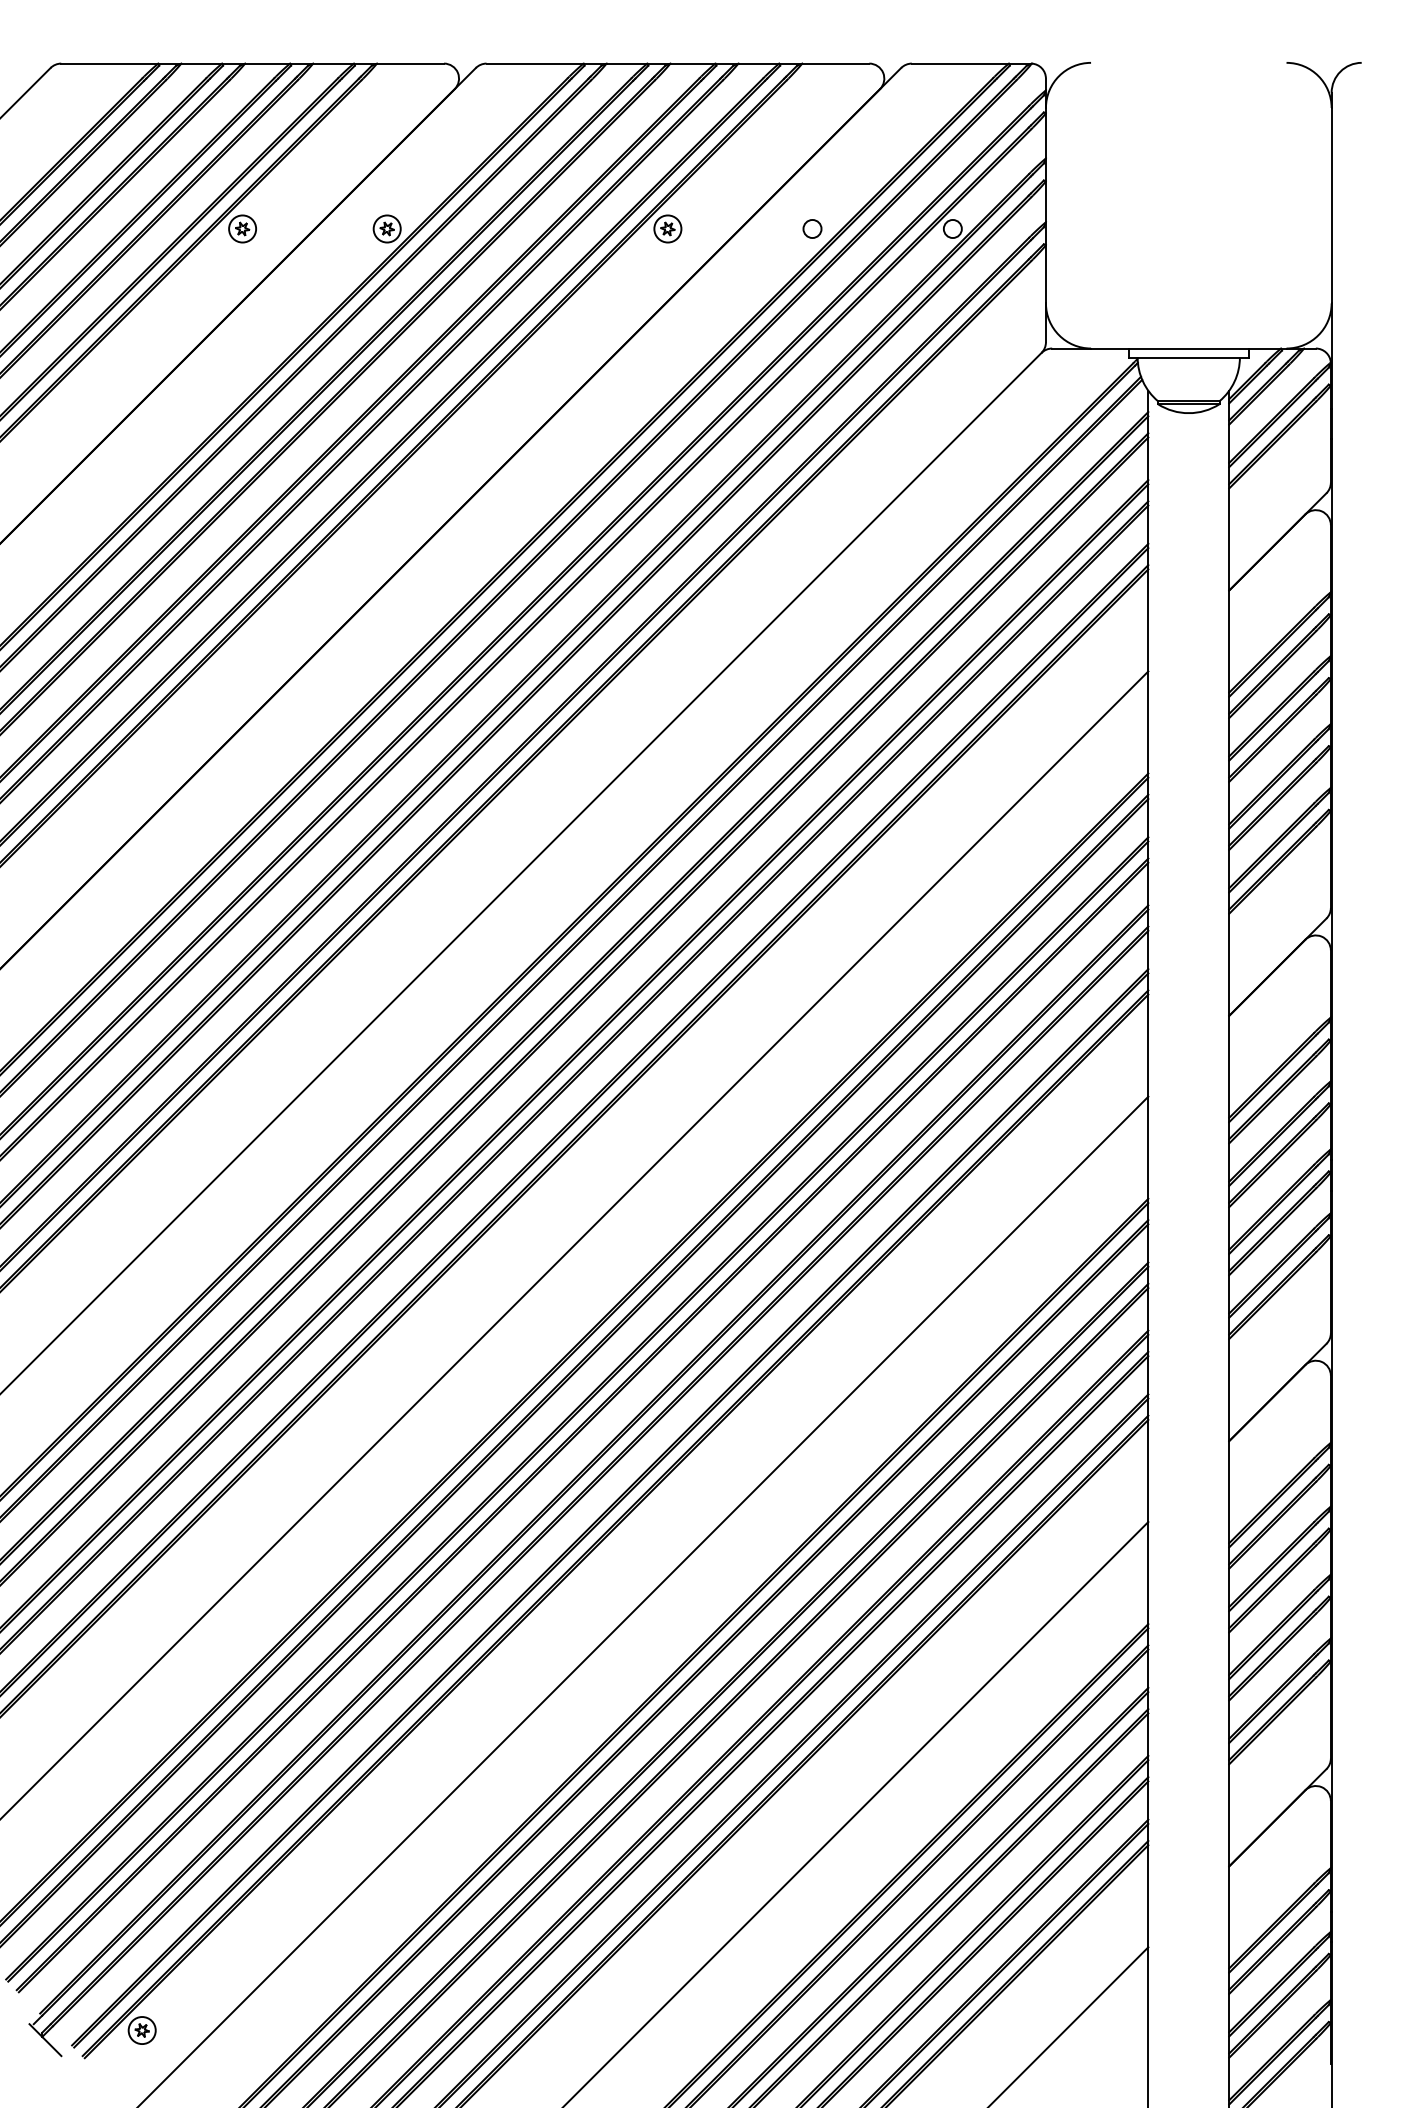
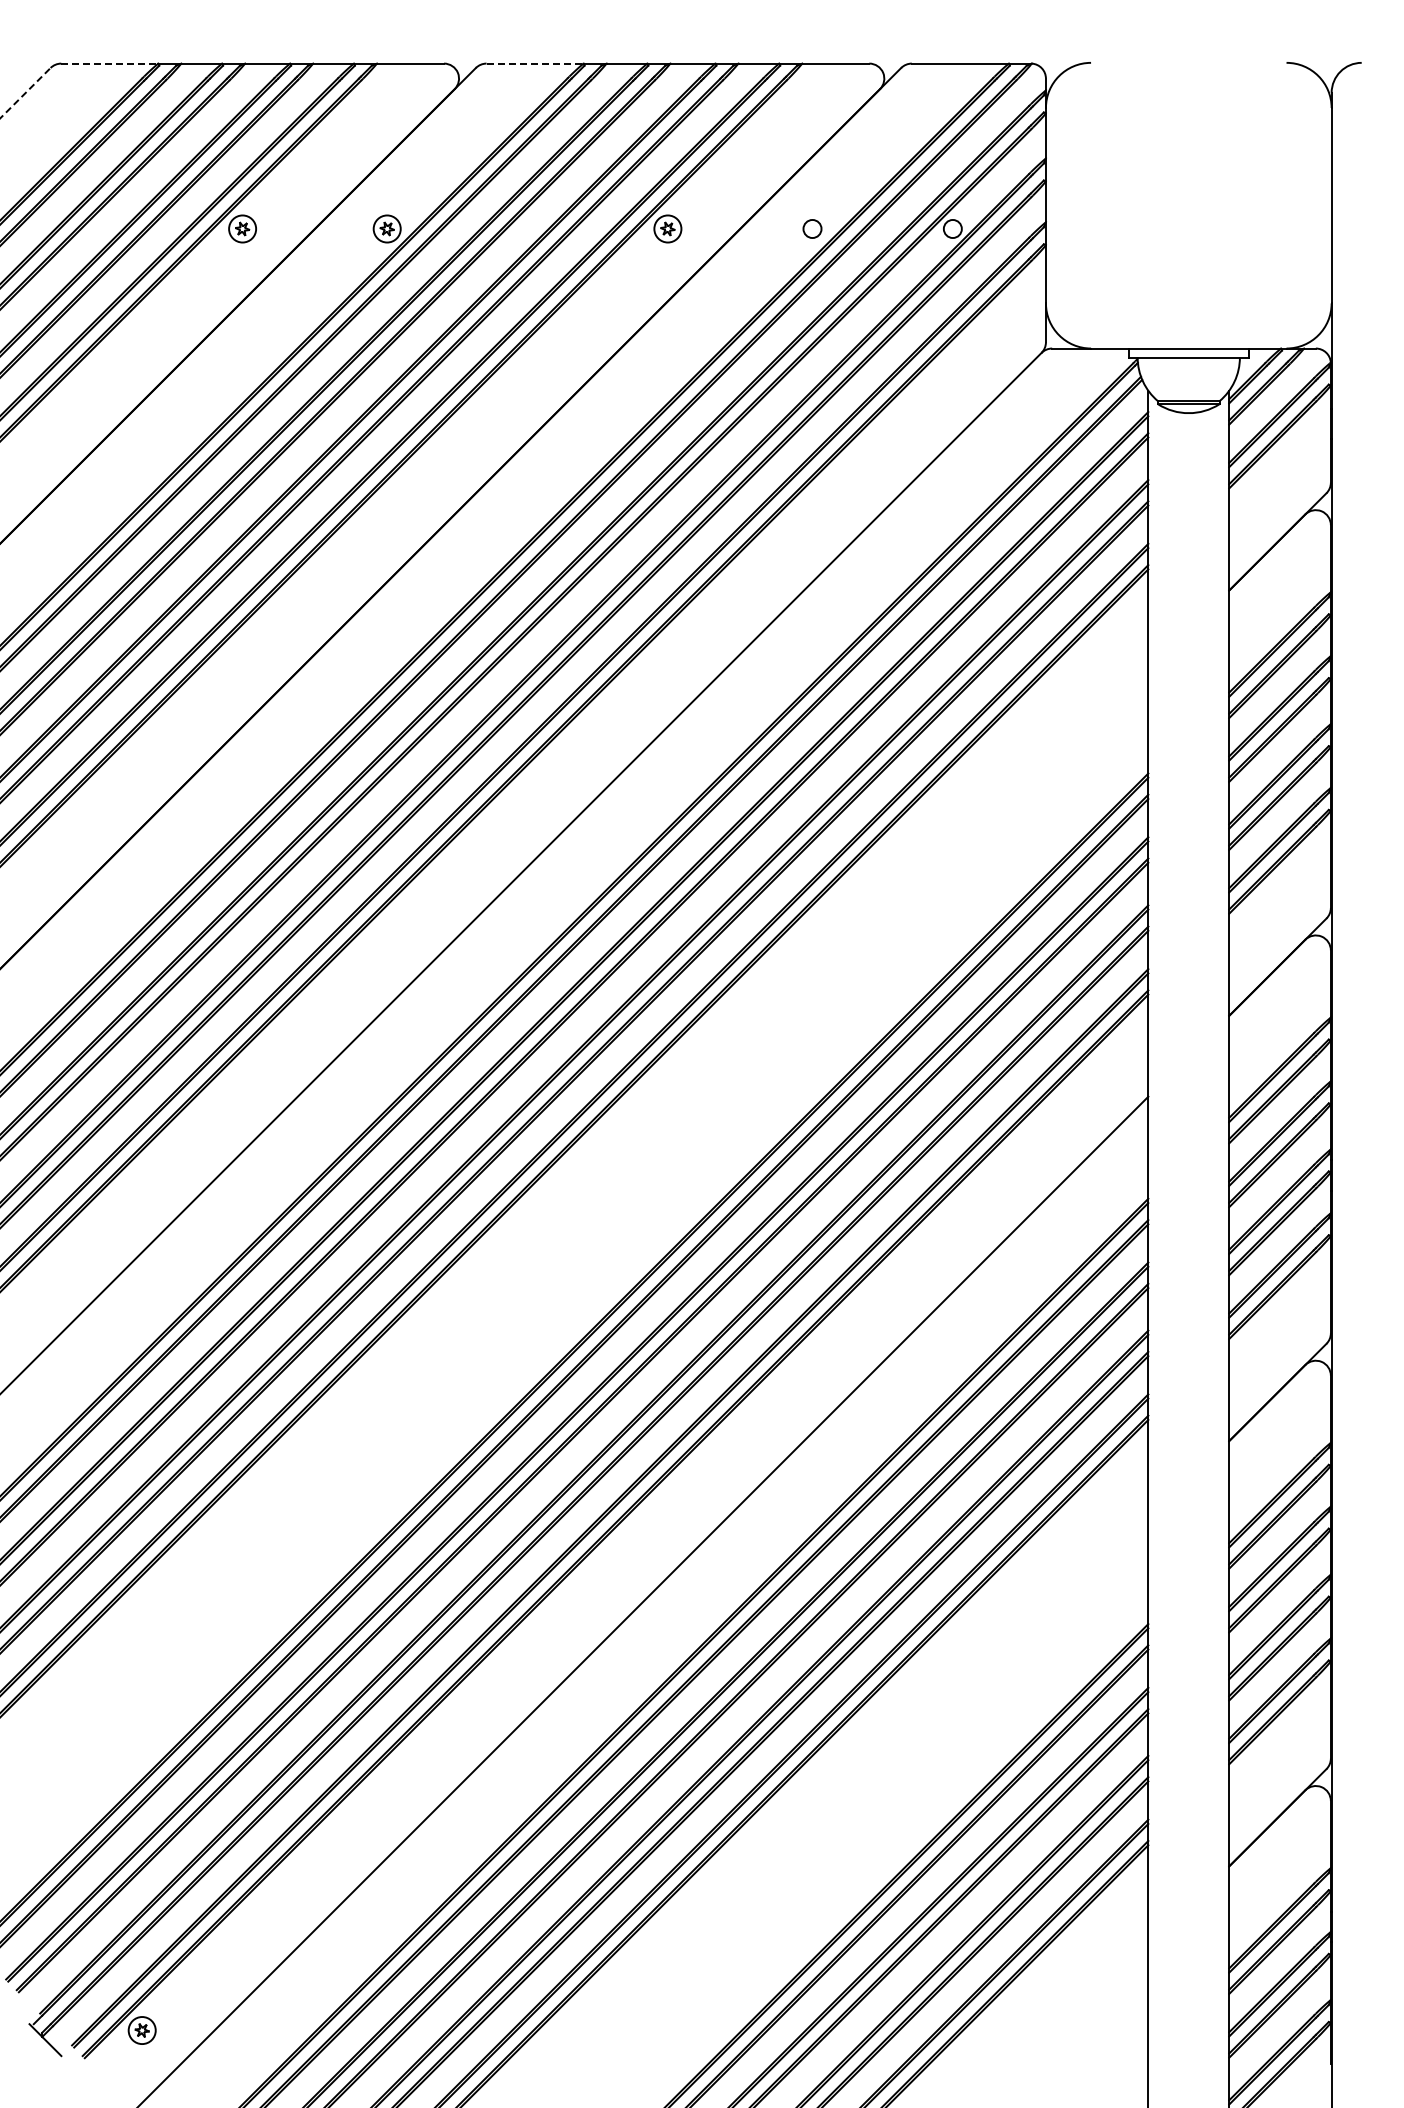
line: solid -> dashed (109, 63)
line: solid -> dashed (535, 63)
line: solid -> dashed (25, 92)
line: present -> none (575, 1244)
line: present -> none (856, 1813)
line: present -> none (1069, 2025)
